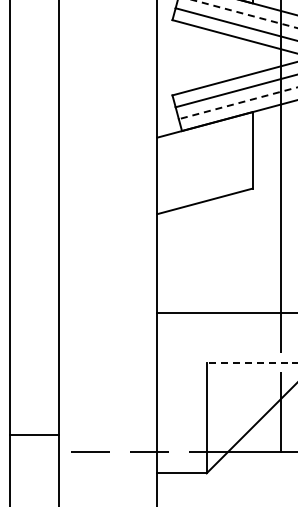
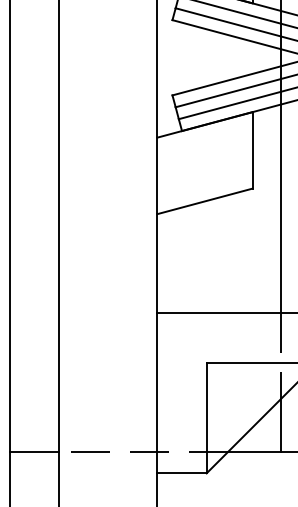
line: dashed -> solid (245, 14)
line: dashed -> solid (238, 103)
line: dashed -> solid (251, 362)
line position: (33, 434) -> (33, 451) (33, 451)
